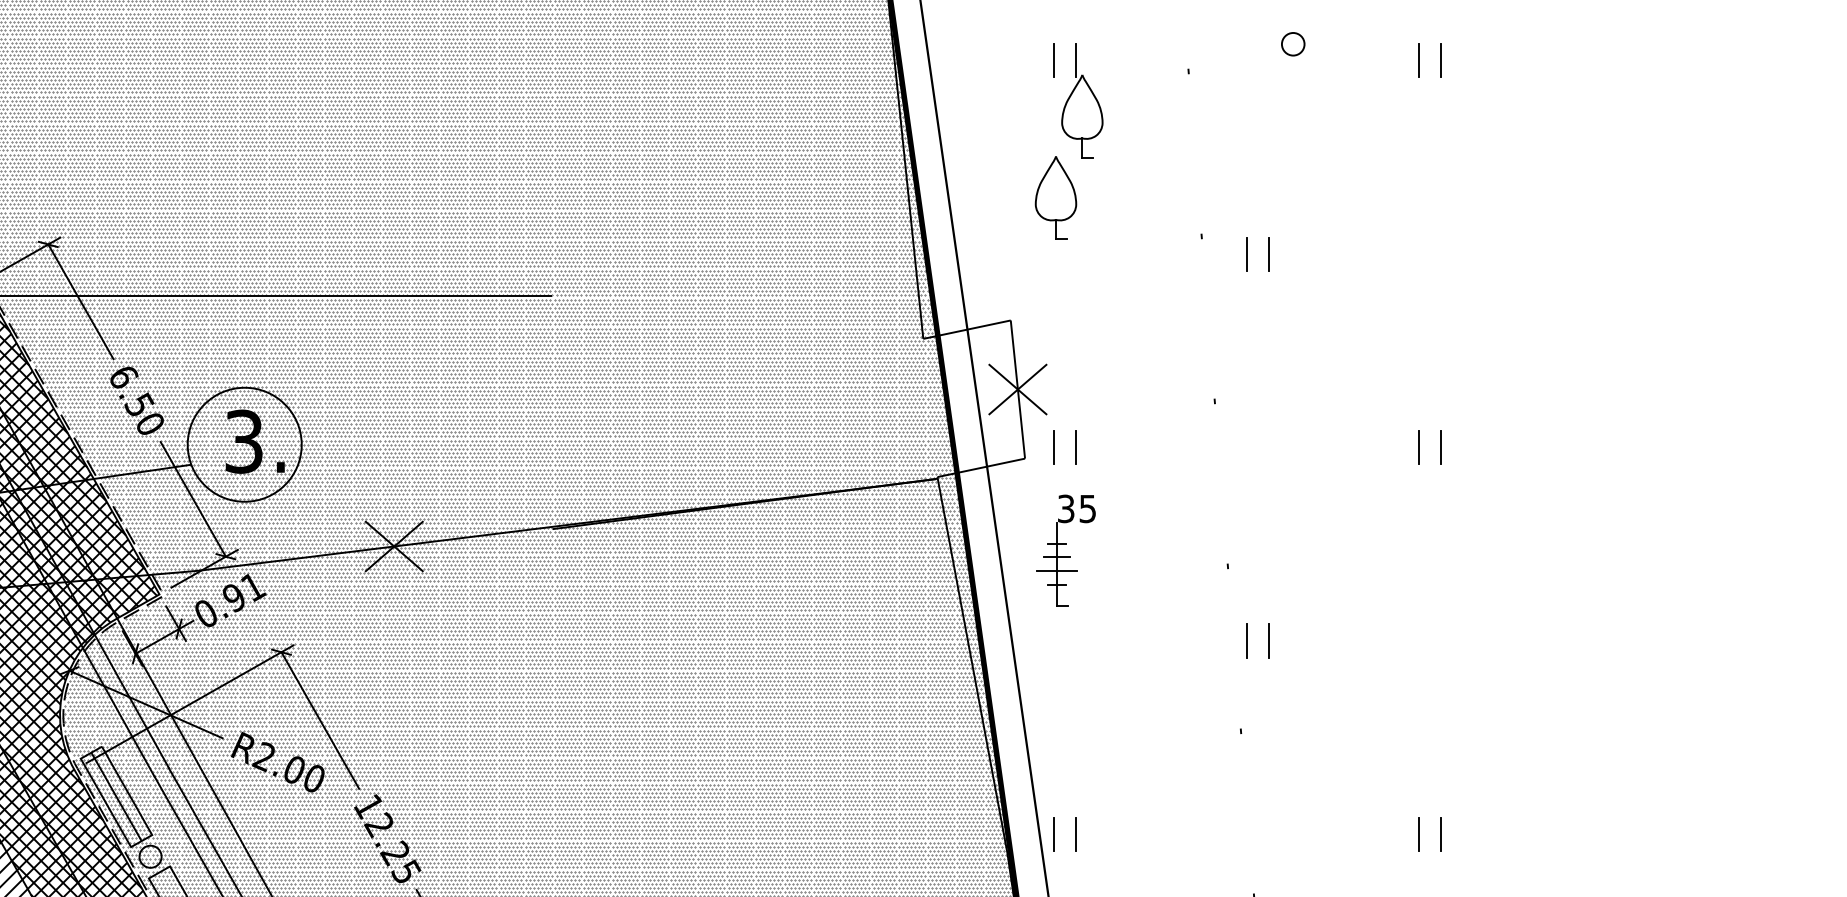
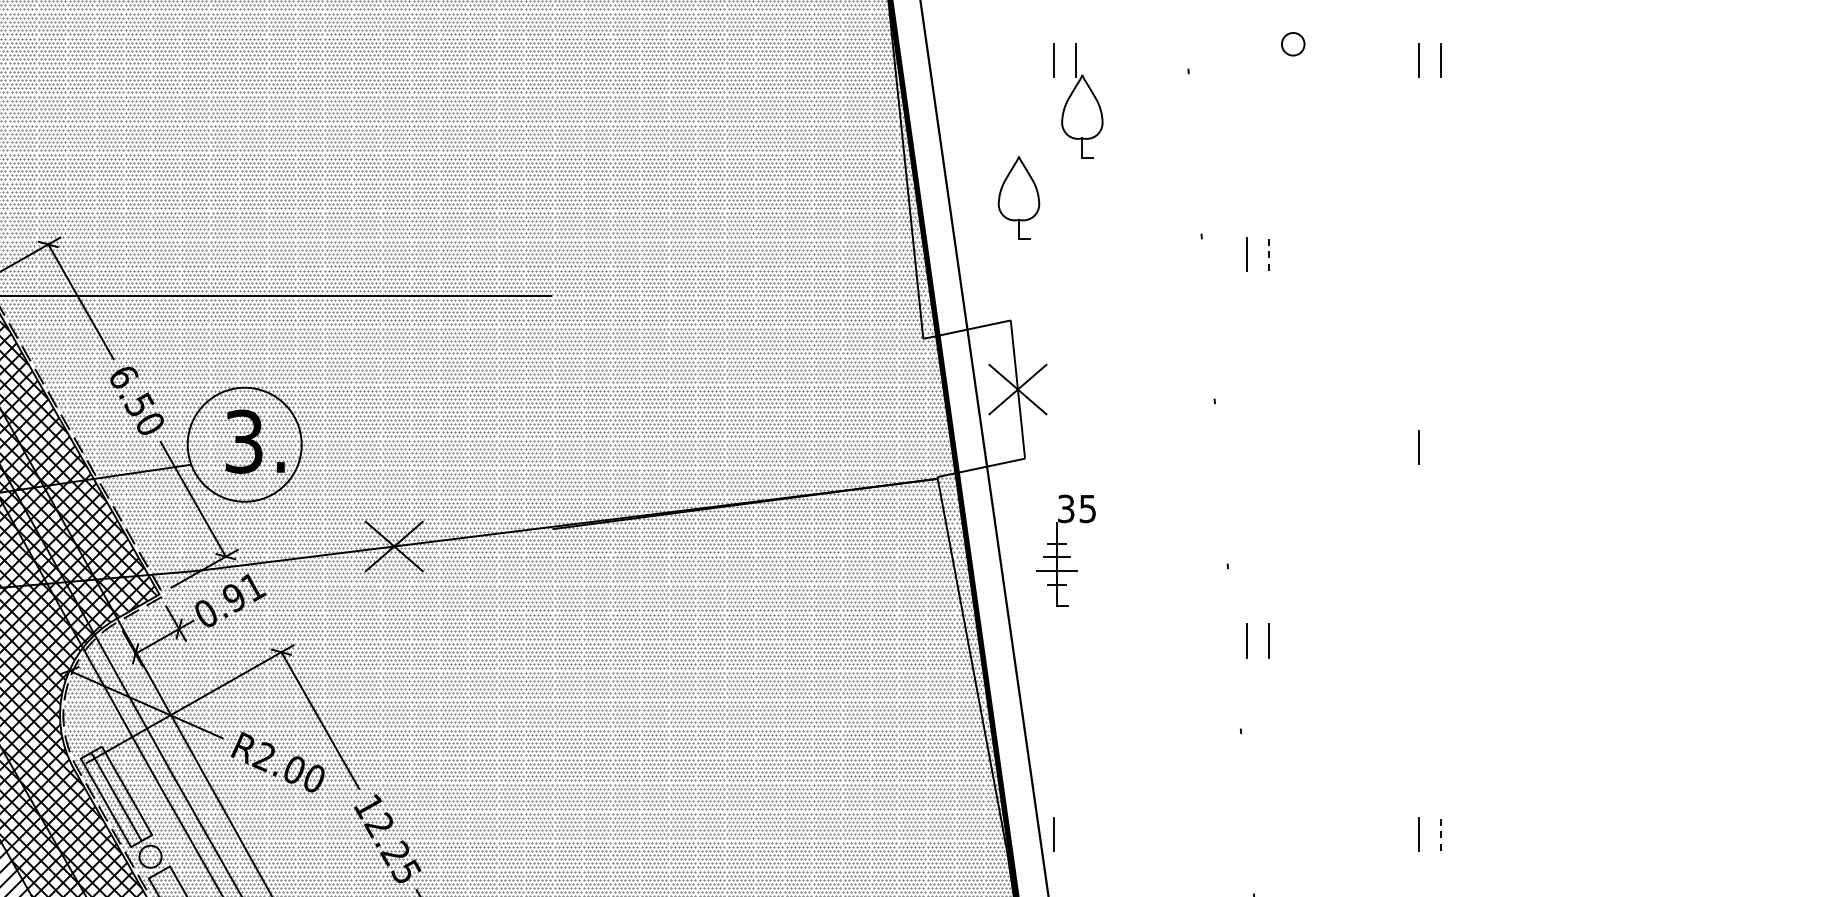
part position: (1055, 197) -> (1018, 197) (1018, 197)
line: solid -> dashed (1269, 254)
line: present -> none (1053, 447)
line: present -> none (1075, 447)
line: present -> none (1440, 447)
line: present -> none (1075, 834)
line: solid -> dashed (1440, 834)
